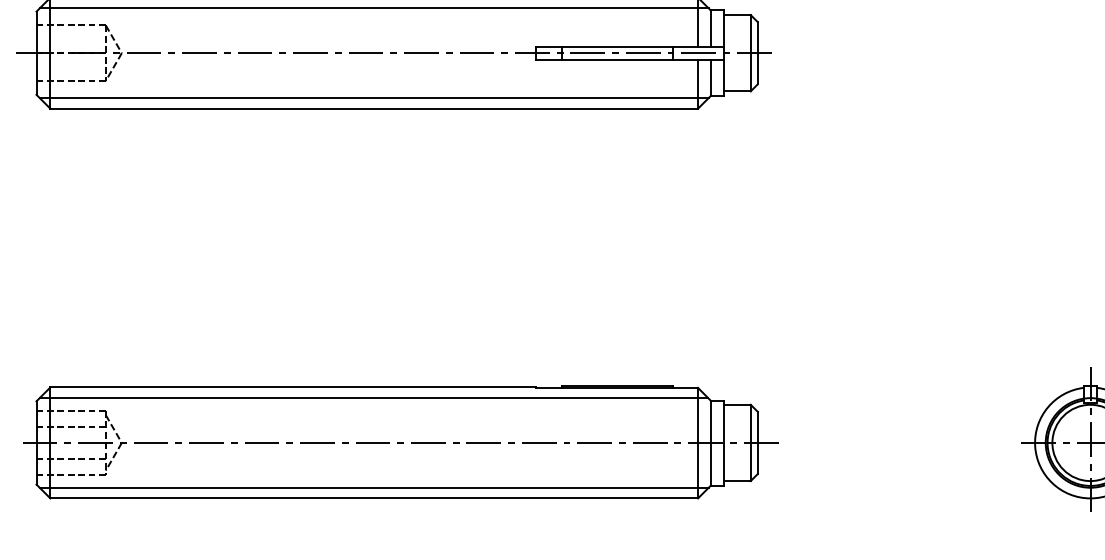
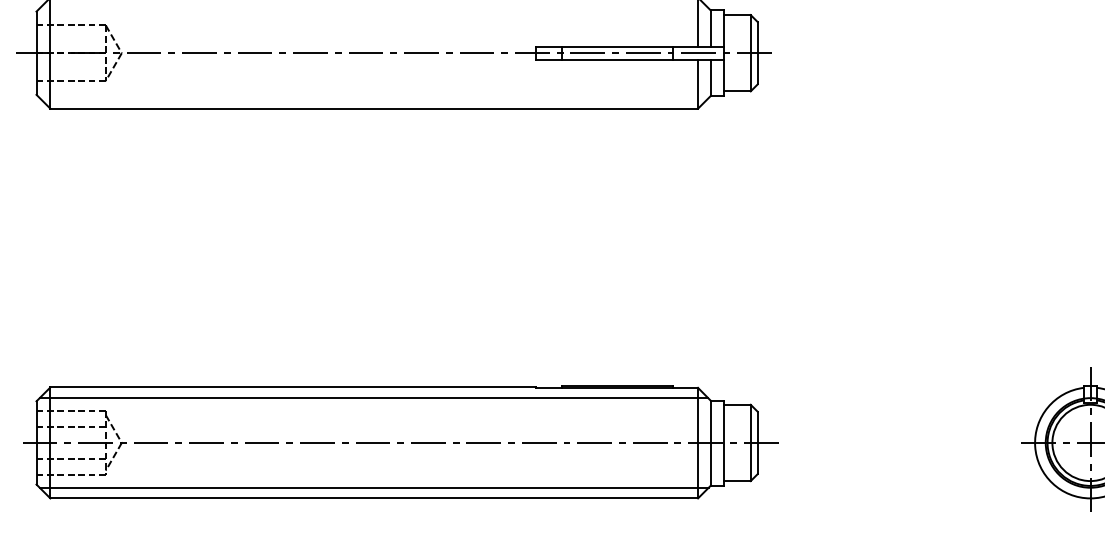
line: present -> none (373, 8)
line: present -> none (373, 98)
